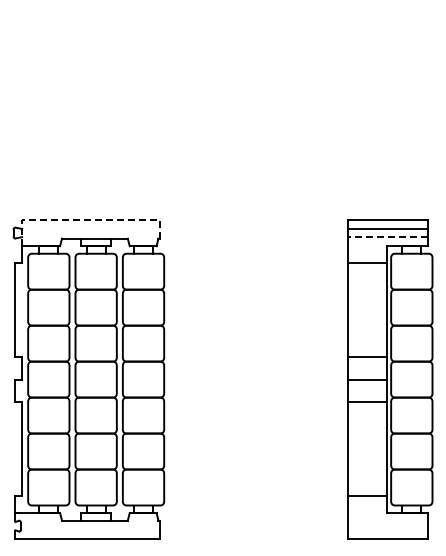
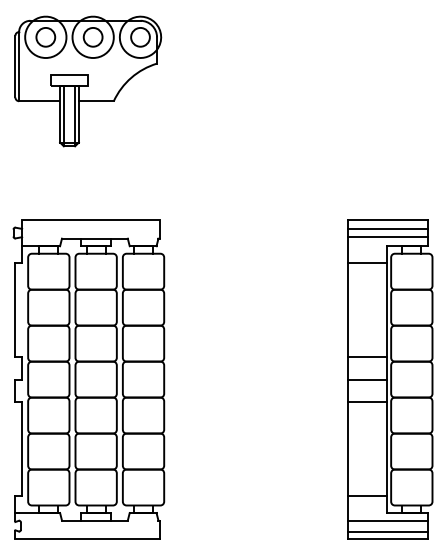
part: none -> present (88, 81)
line: dashed -> solid (87, 219)
line: dashed -> solid (387, 237)
line: none -> present (387, 520)
line: none -> present (387, 531)
